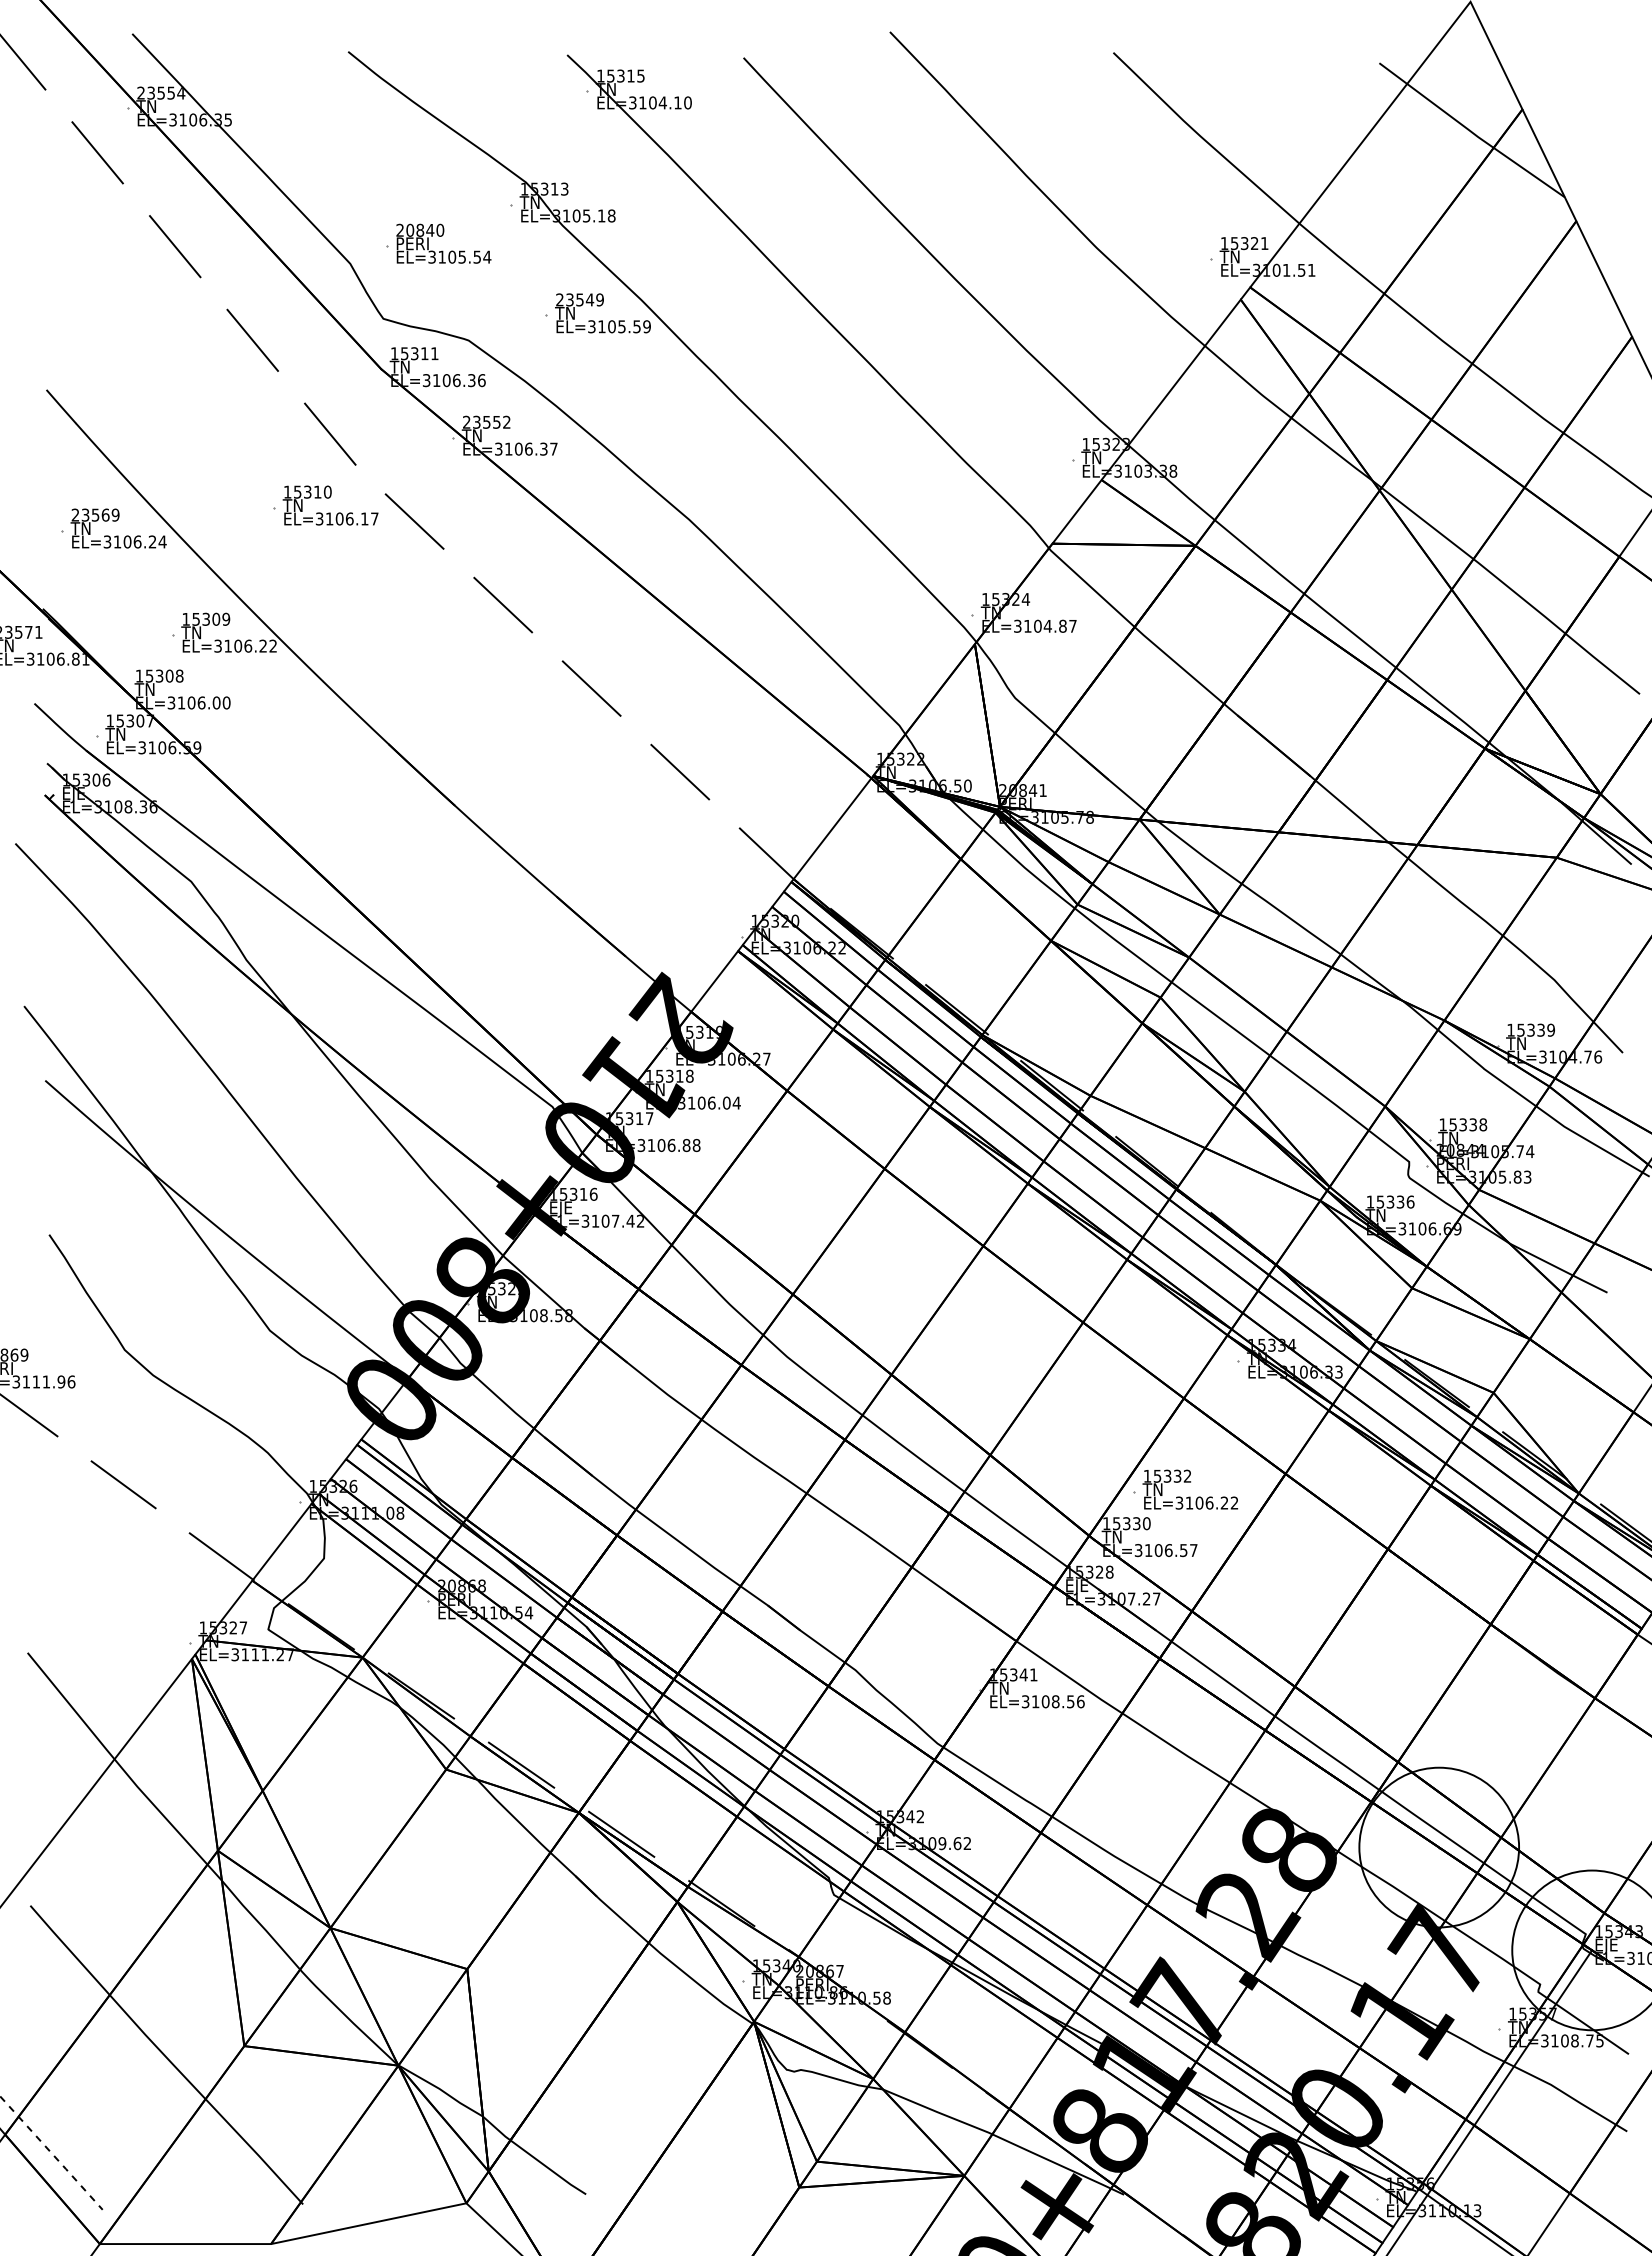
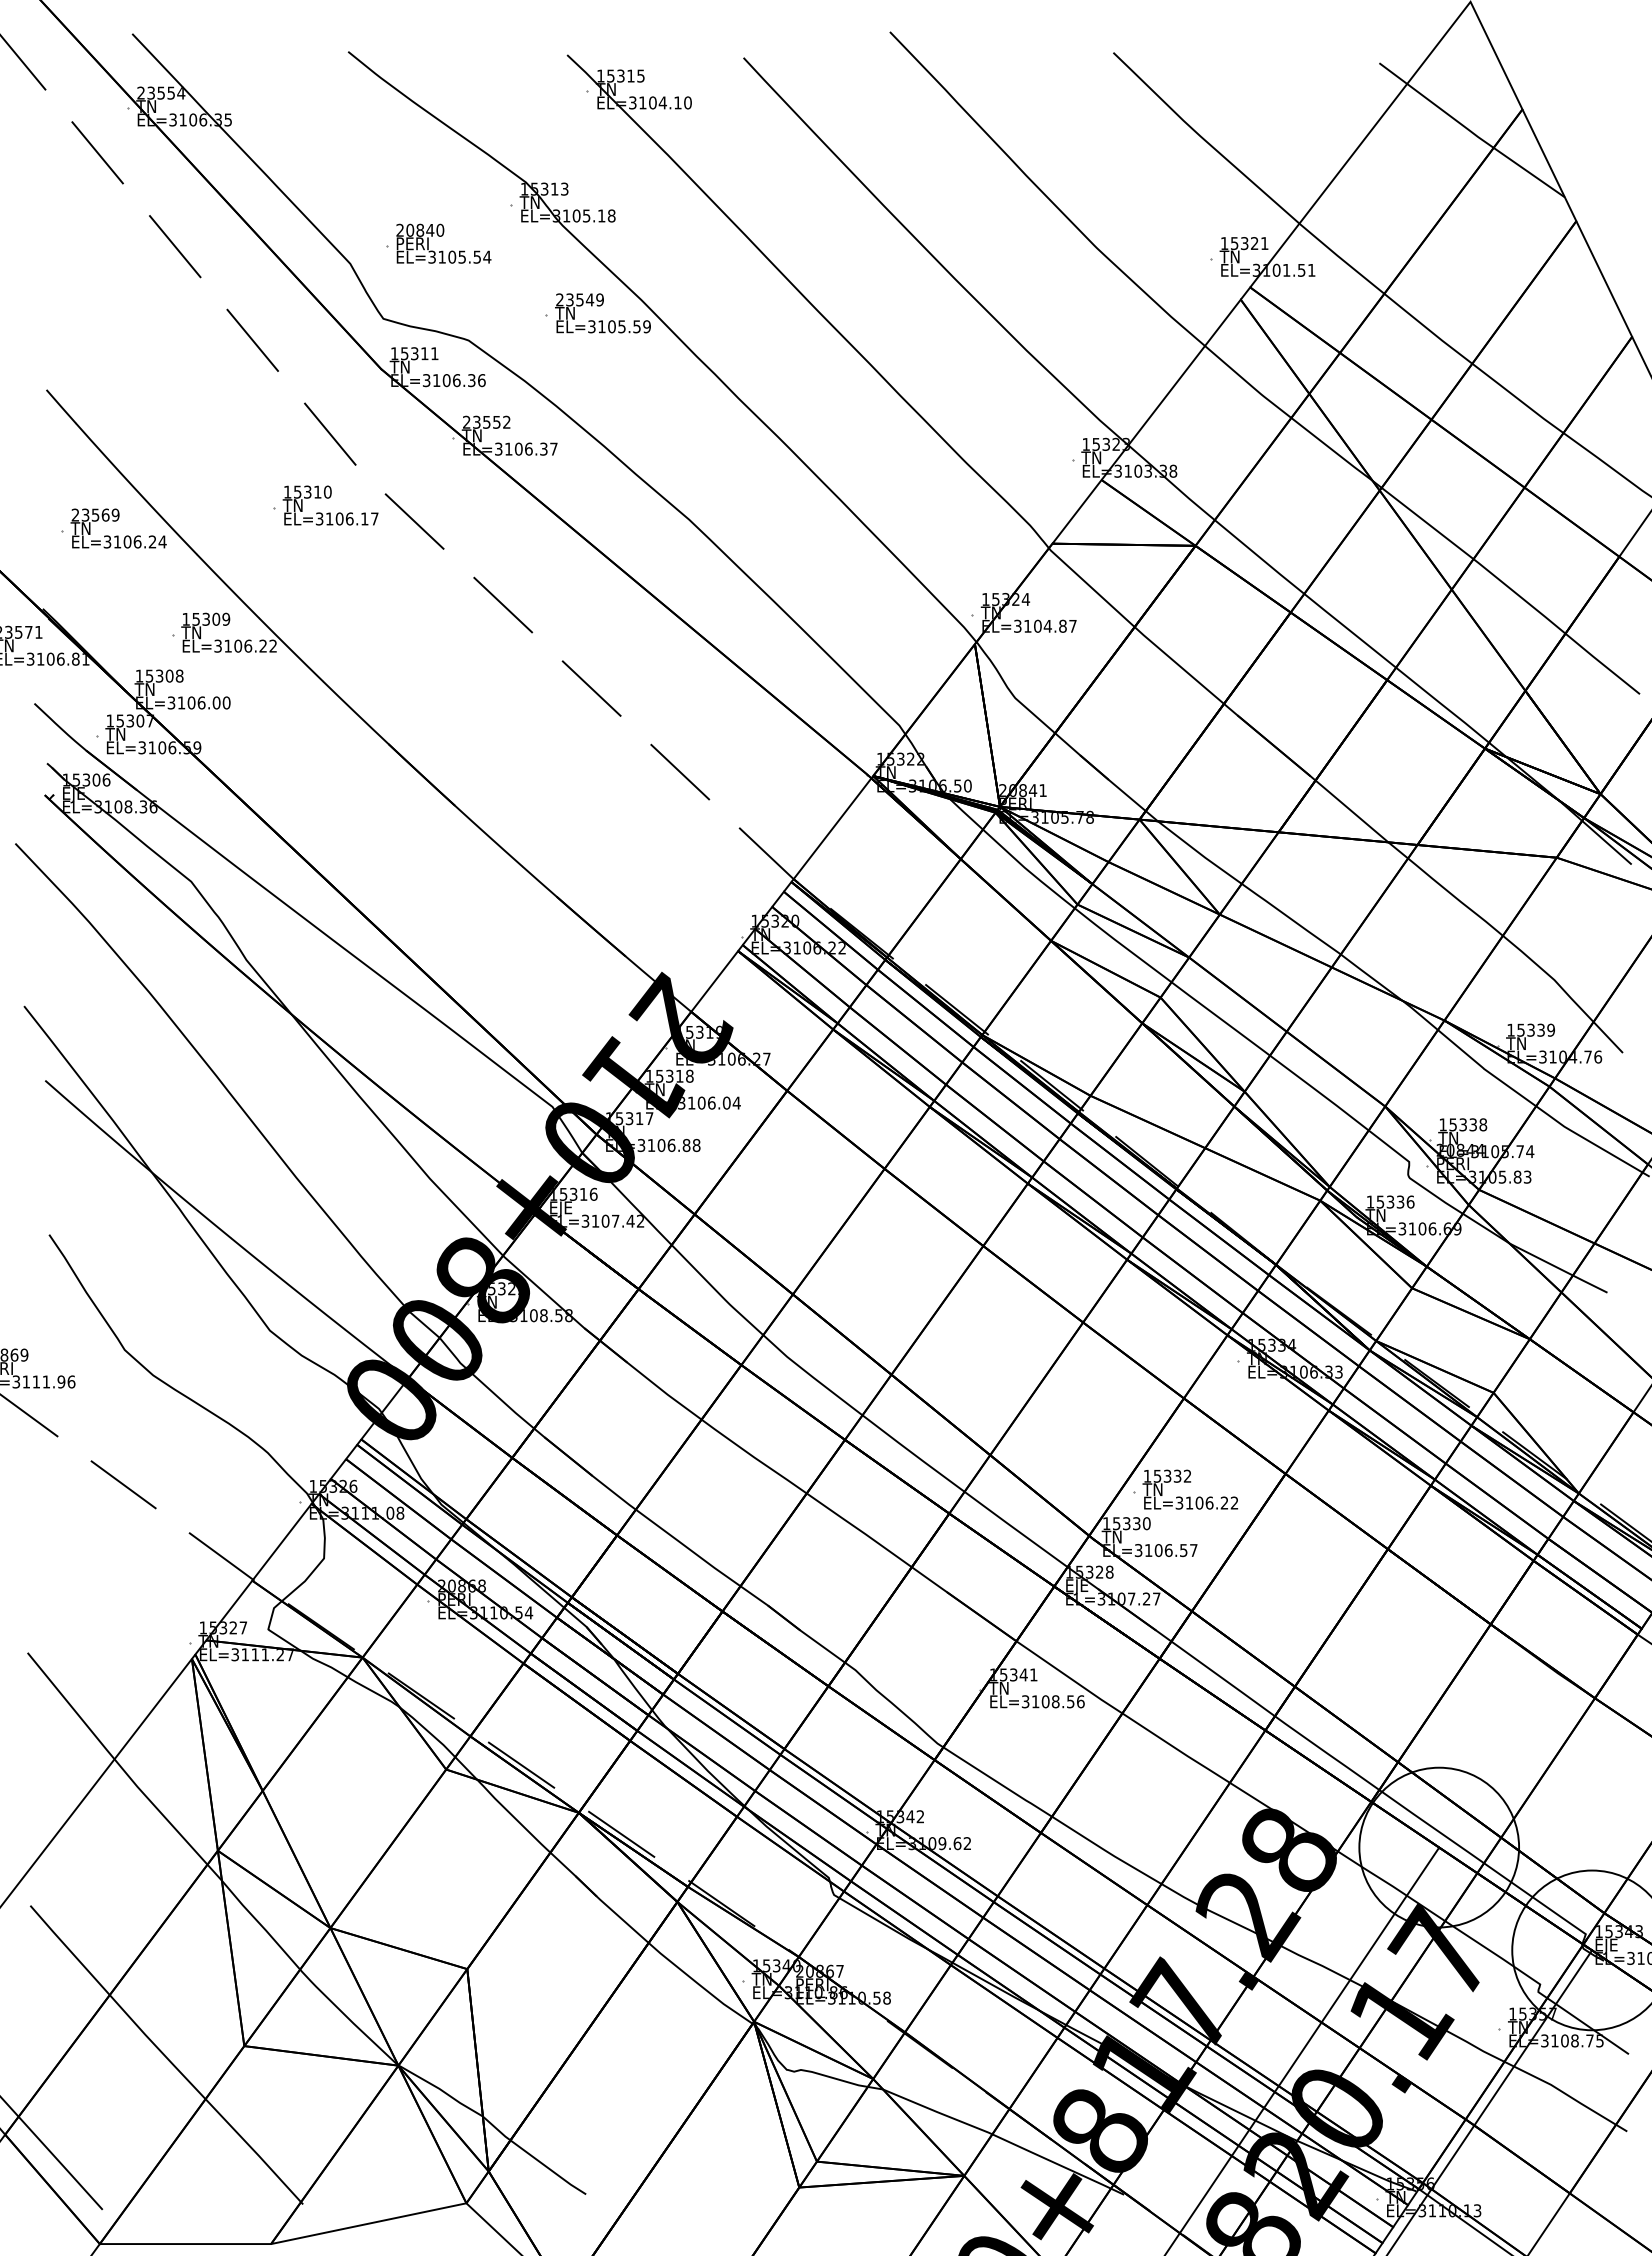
line: none -> present (1302, 2049)
line: dashed -> solid (51, 2153)
